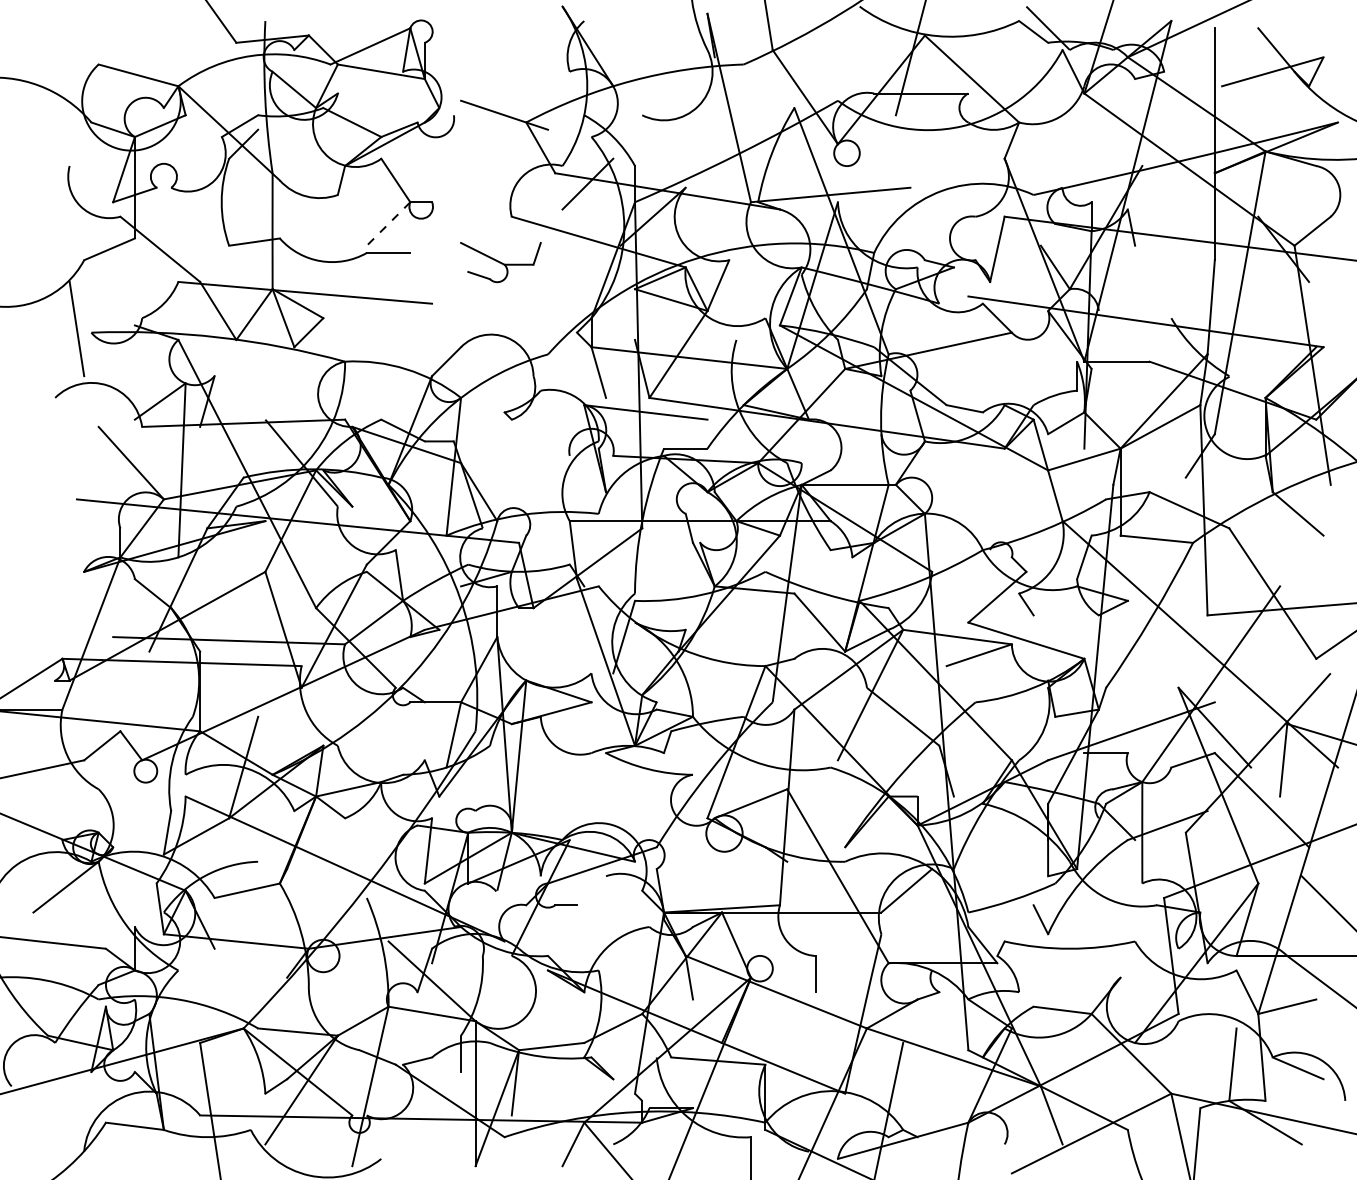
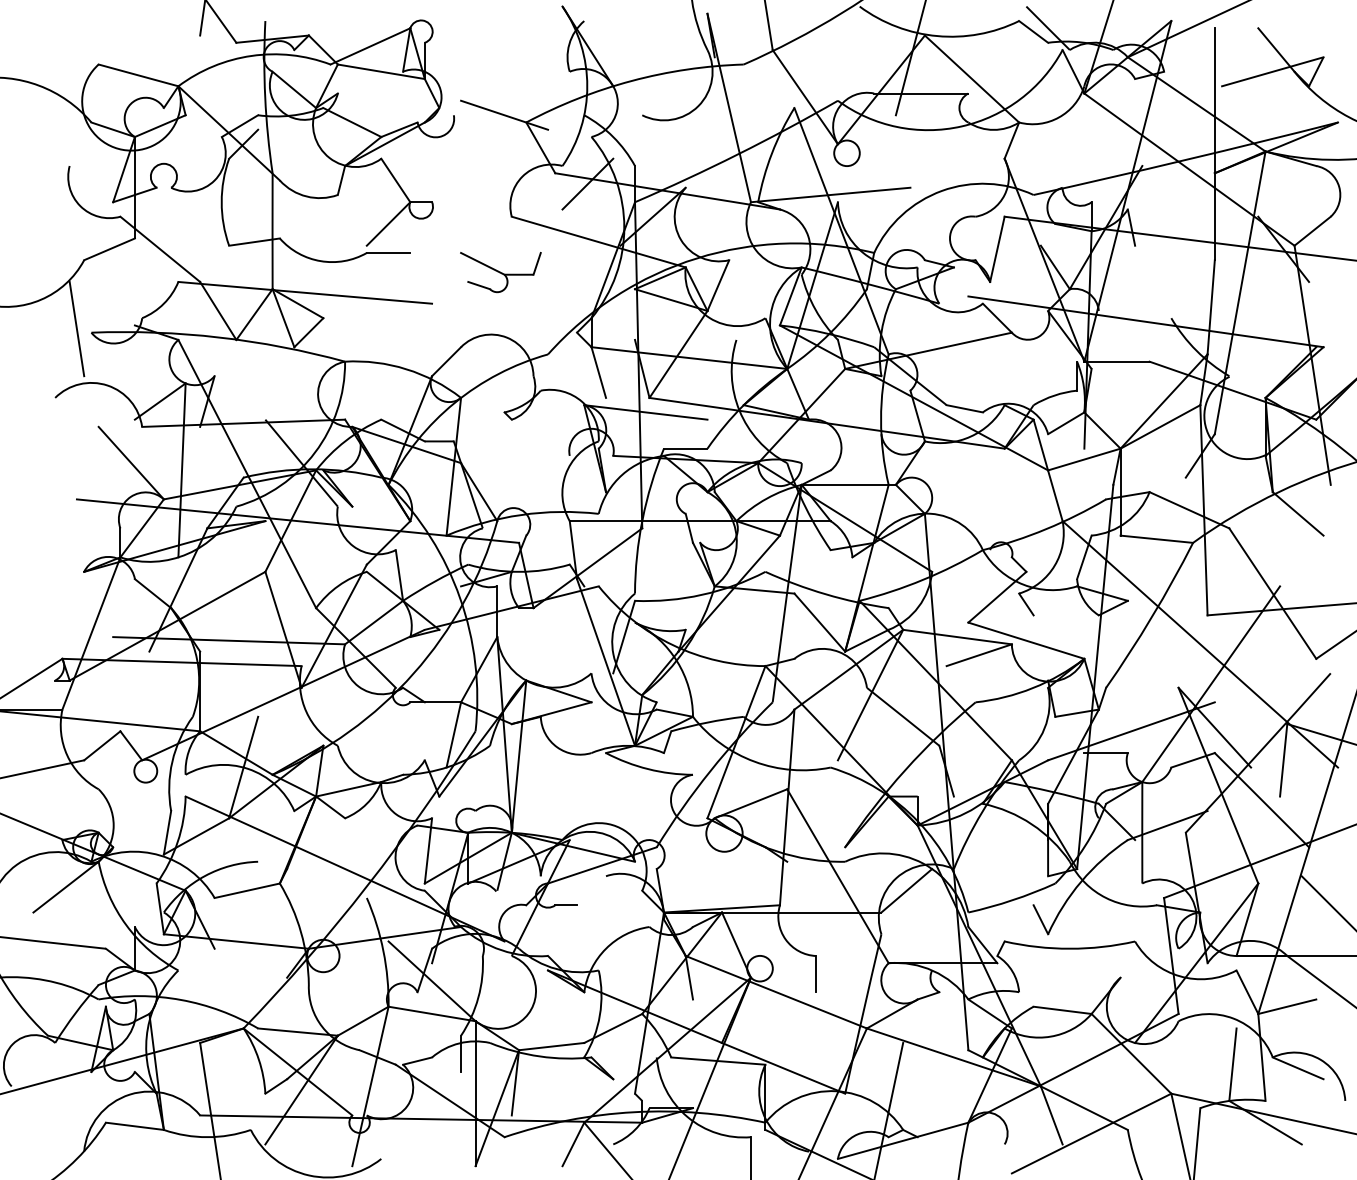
line: none -> present (202, 18)
line: dashed -> solid (388, 223)
part position: (500, 262) -> (500, 272) (500, 272)
